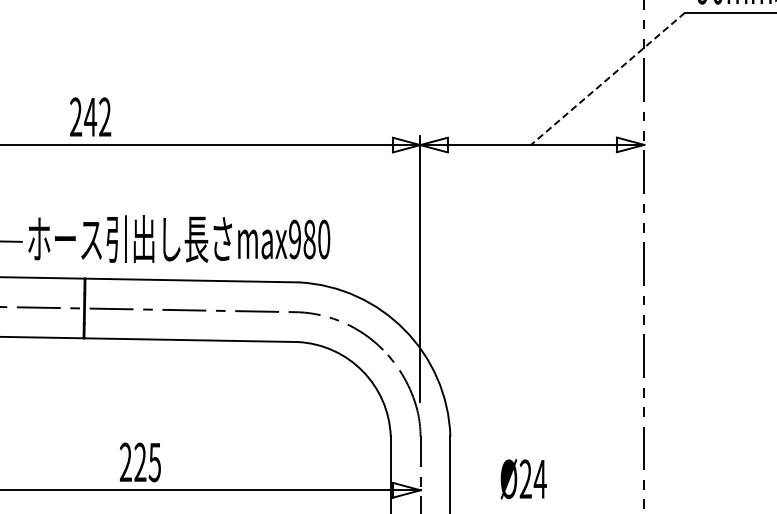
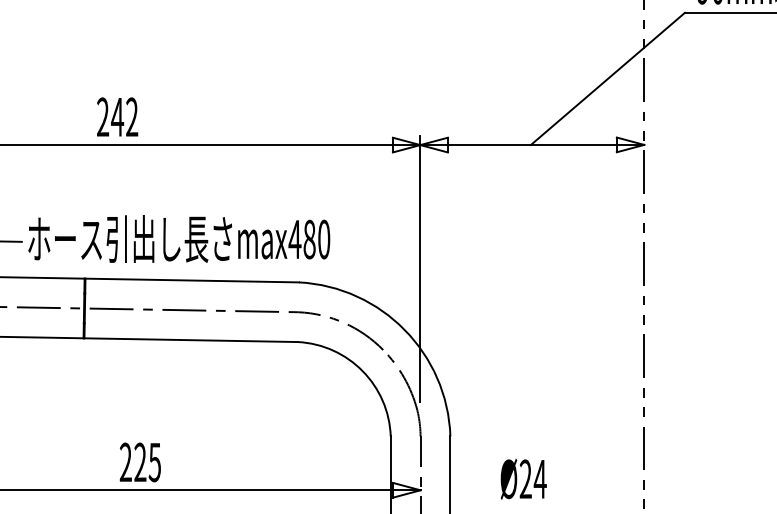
line: dashed -> solid (607, 78)
text position: (90, 116) -> (117, 116) (117, 116)
text: max980 -> max480 (294, 239)
